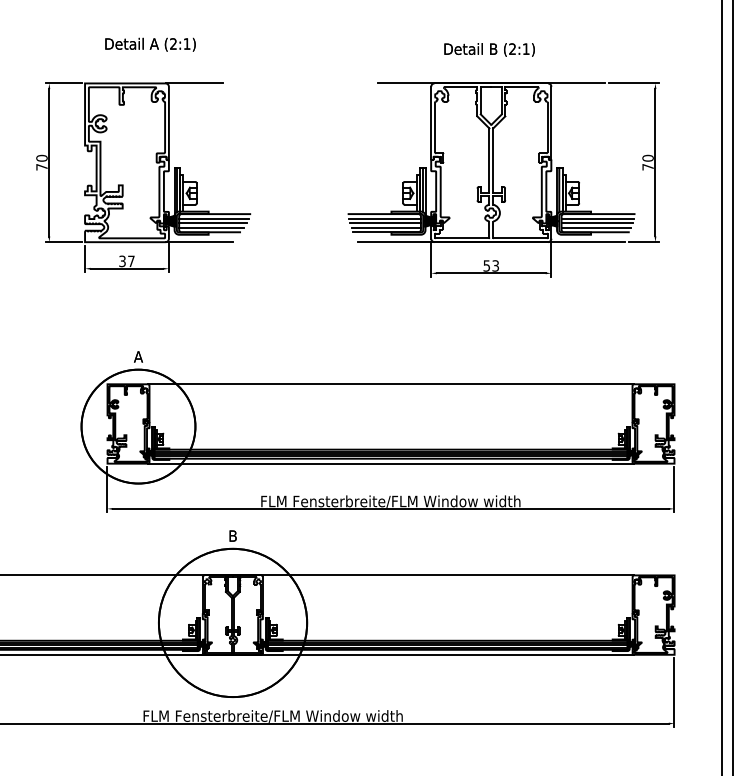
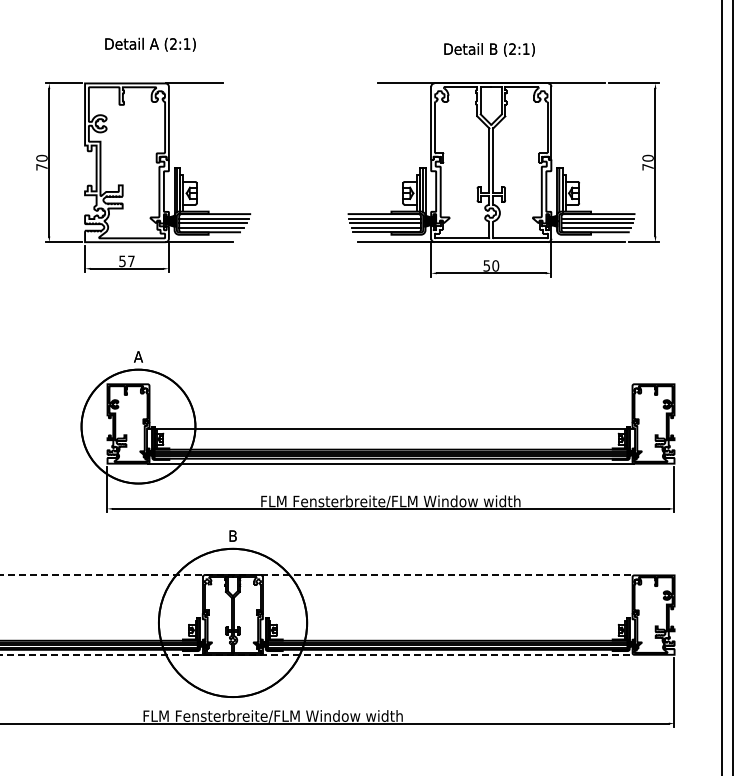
text: 37 -> 57 (122, 260)
text: 53 -> 50 (495, 265)
line position: (390, 384) -> (390, 429) (390, 429)
line: solid -> dashed (317, 575)
line: solid -> dashed (317, 654)
